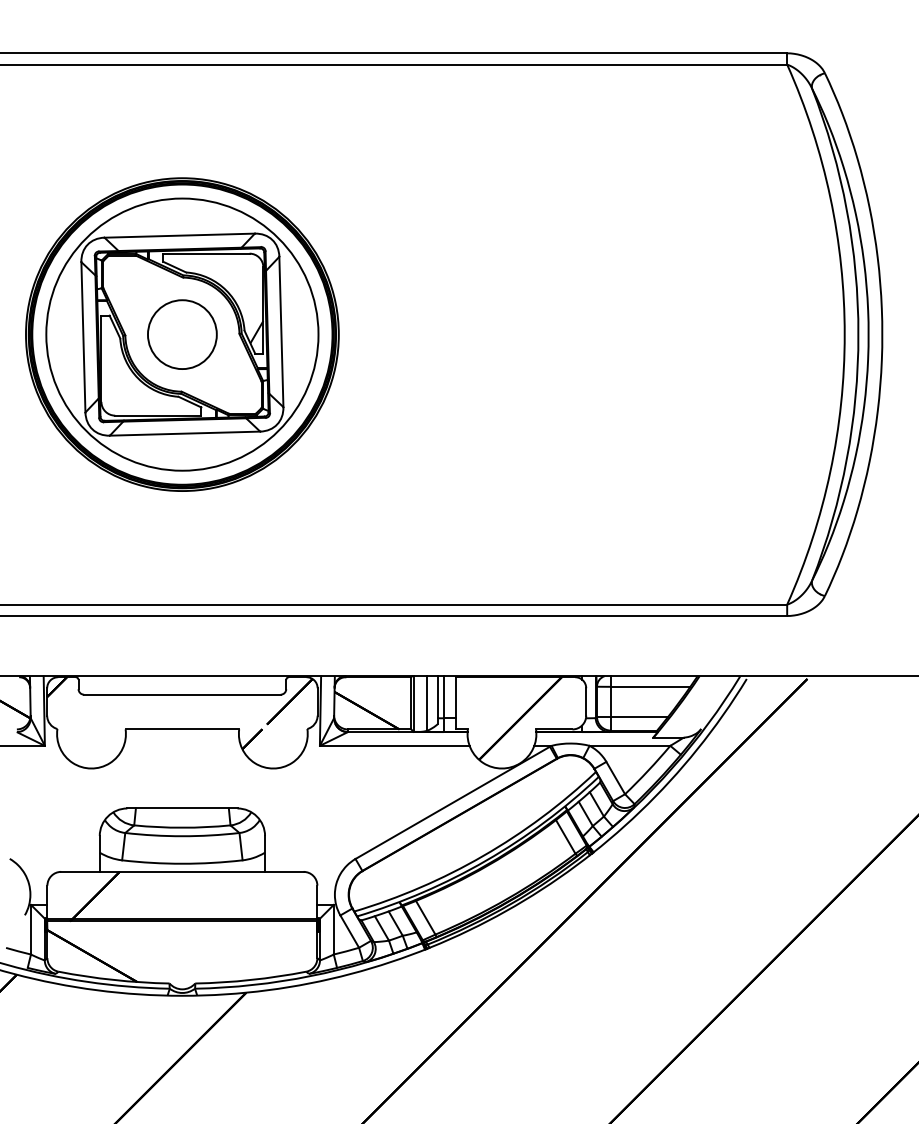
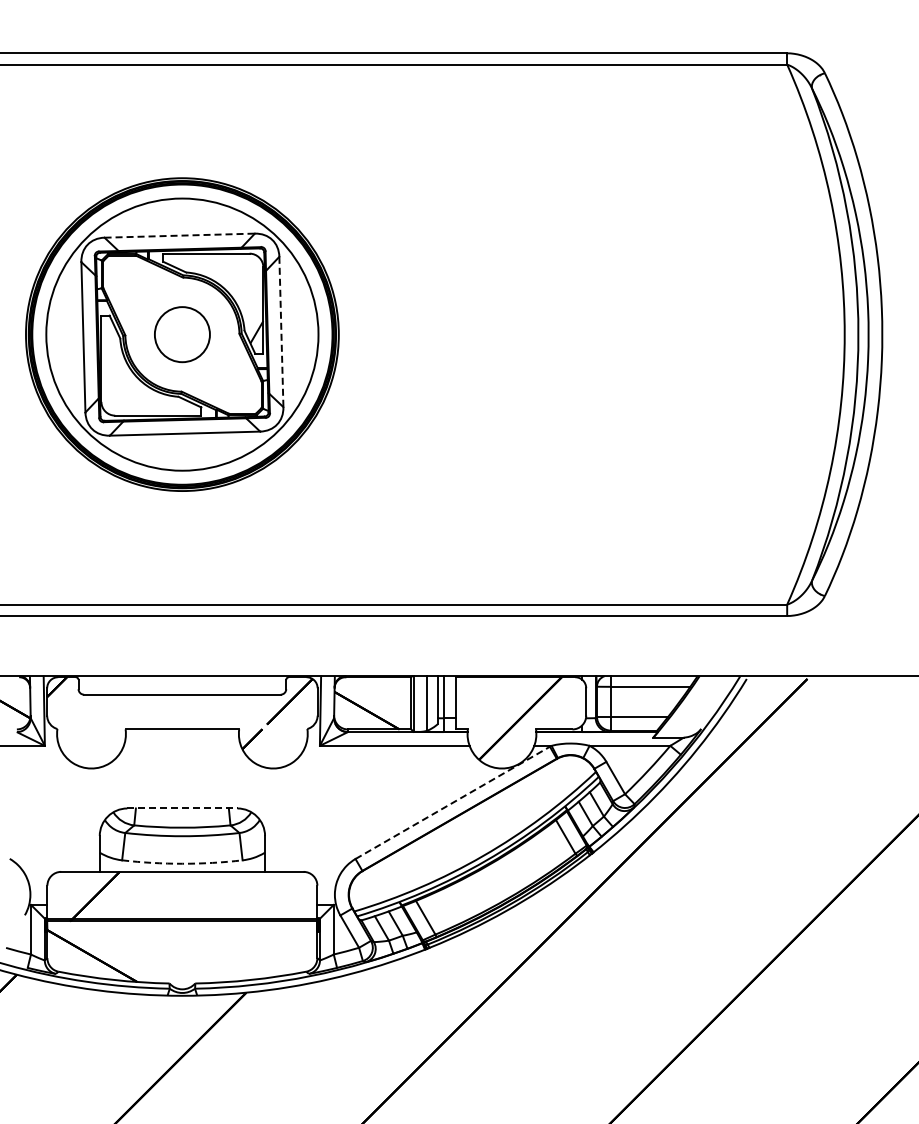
line: solid -> dashed (180, 235)
line: solid -> dashed (281, 332)
circle diameter: 69 px -> 55 px (181, 334)
line: solid -> dashed (453, 802)
line: solid -> dashed (182, 808)
arc: solid -> dashed (182, 863)
